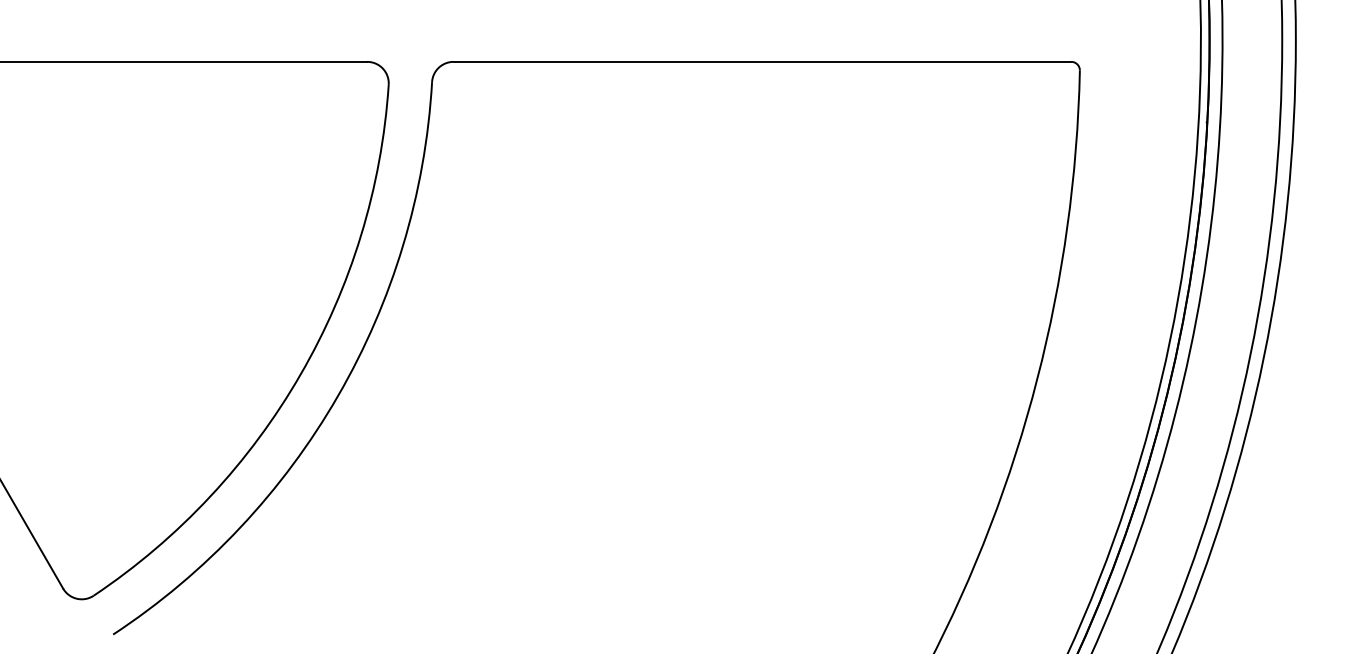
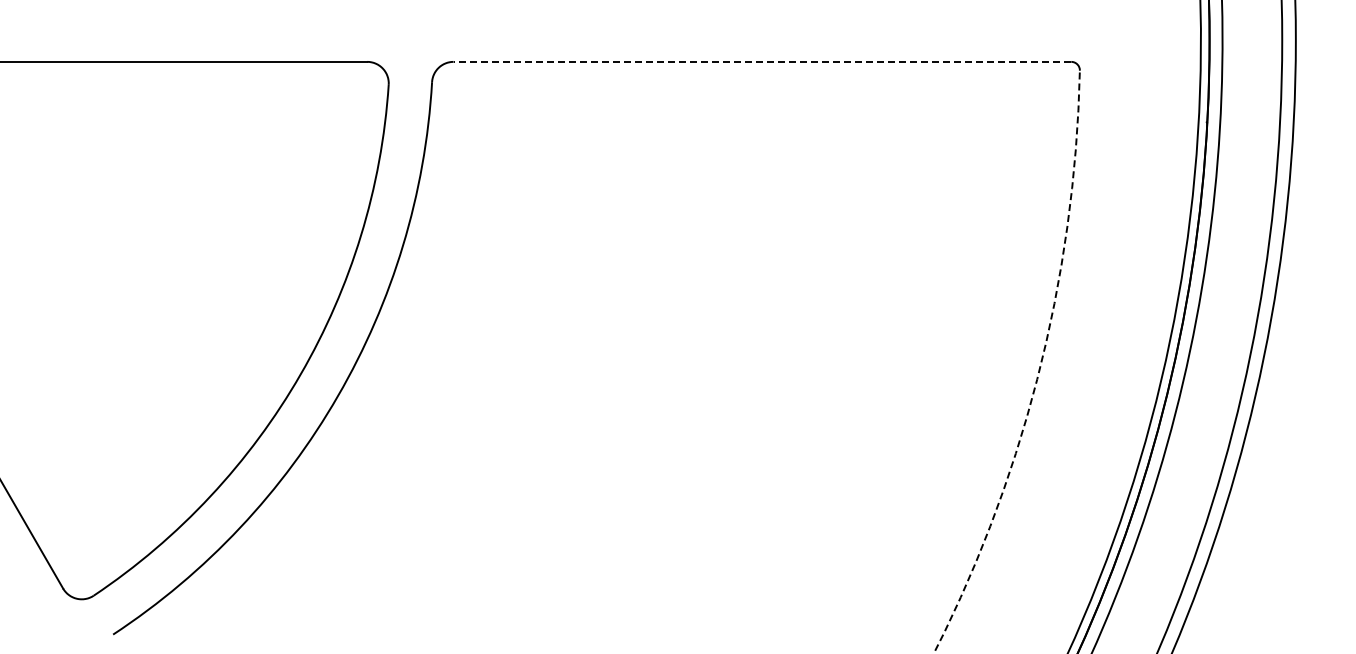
line: solid -> dashed (762, 61)
arc: solid -> dashed (1038, 372)
